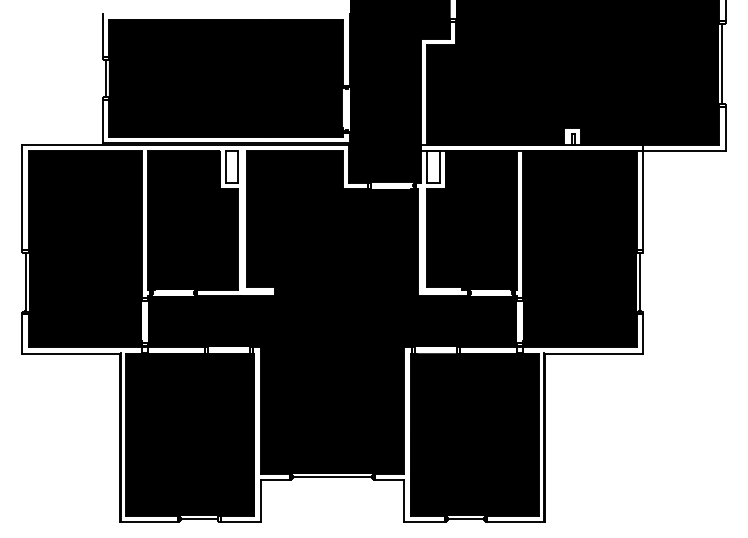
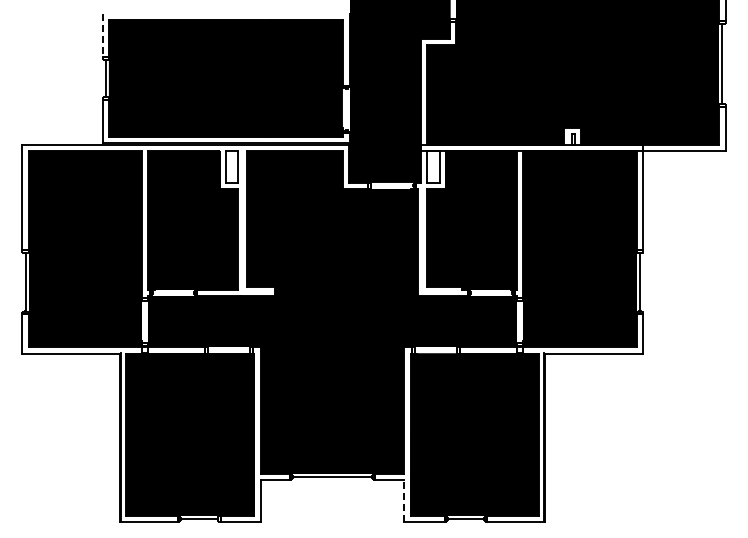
line: solid -> dashed (102, 35)
line: solid -> dashed (404, 501)
